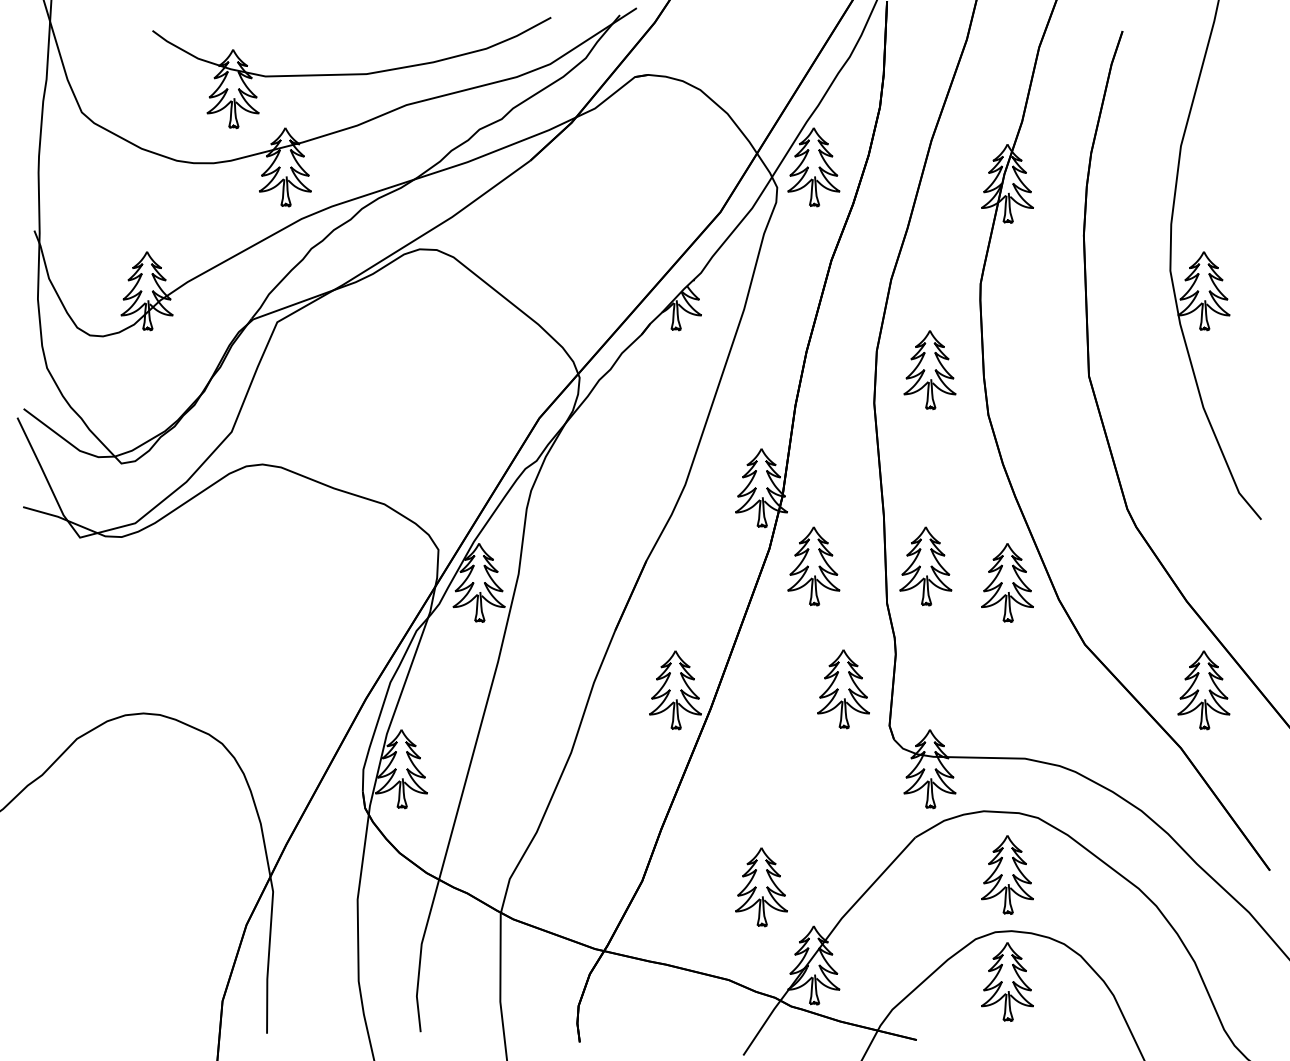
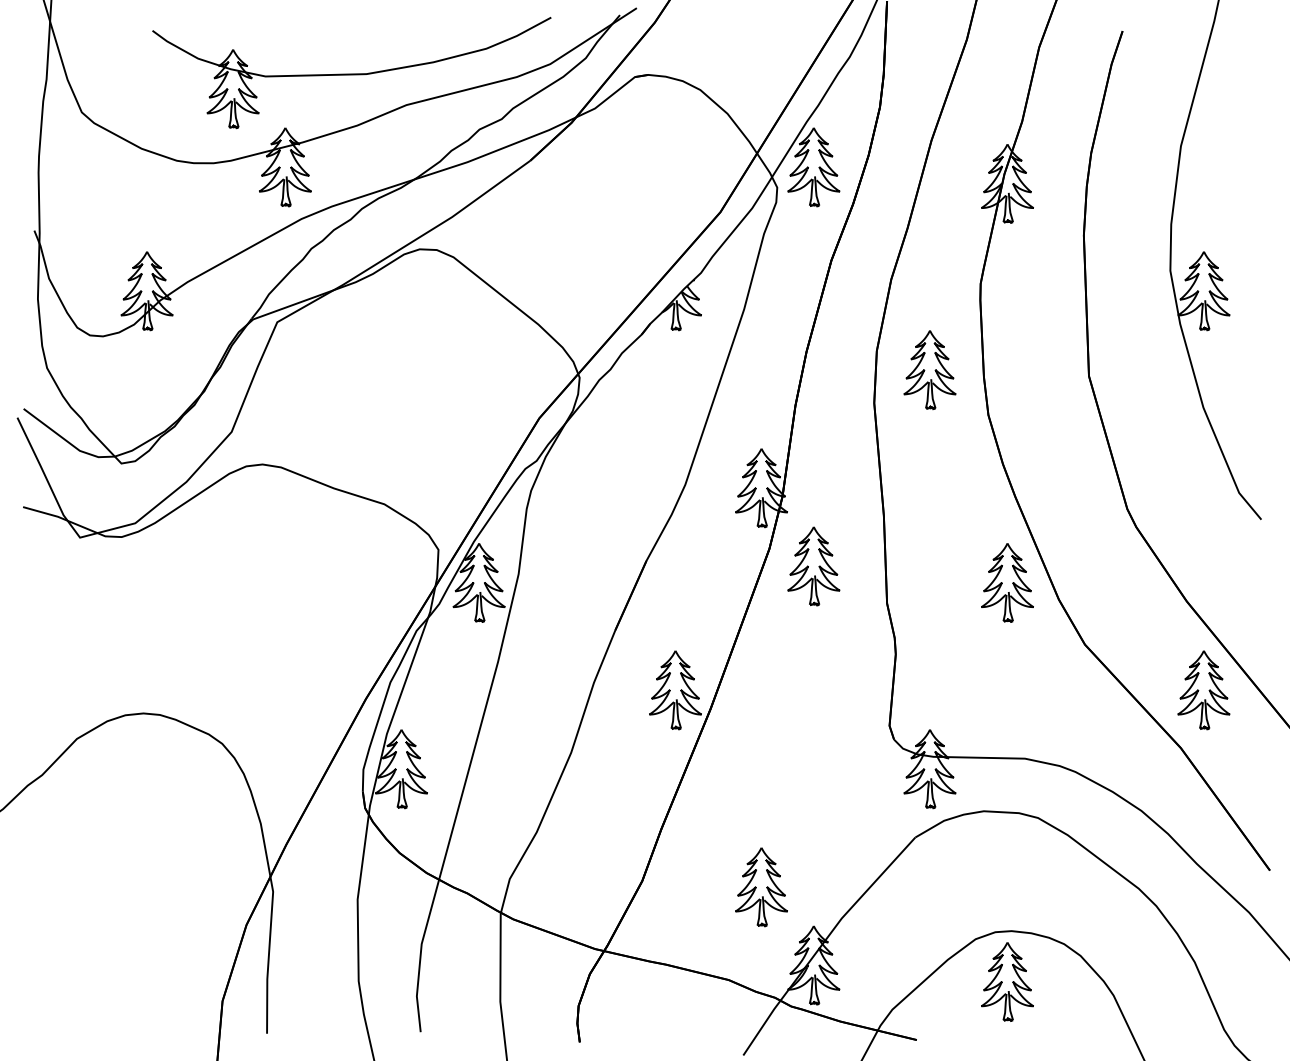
part: present -> none (925, 566)
part: present -> none (843, 689)
part: present -> none (1007, 874)
